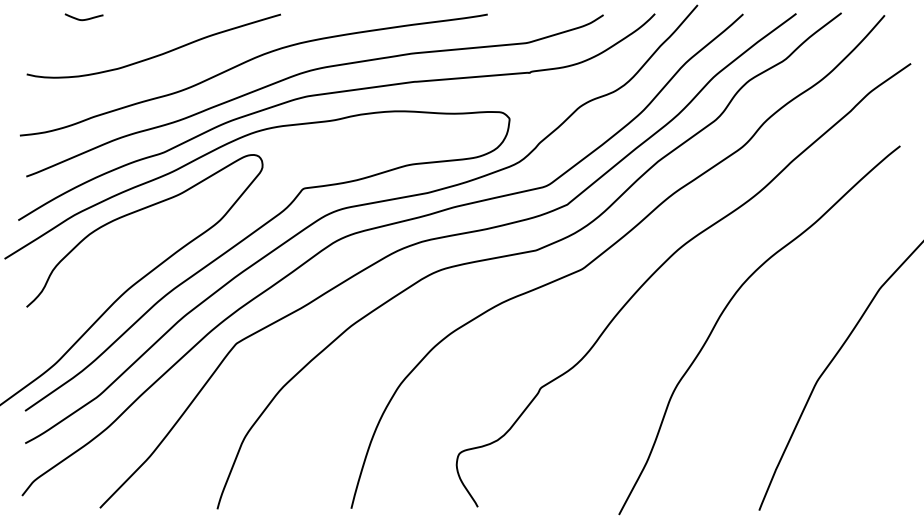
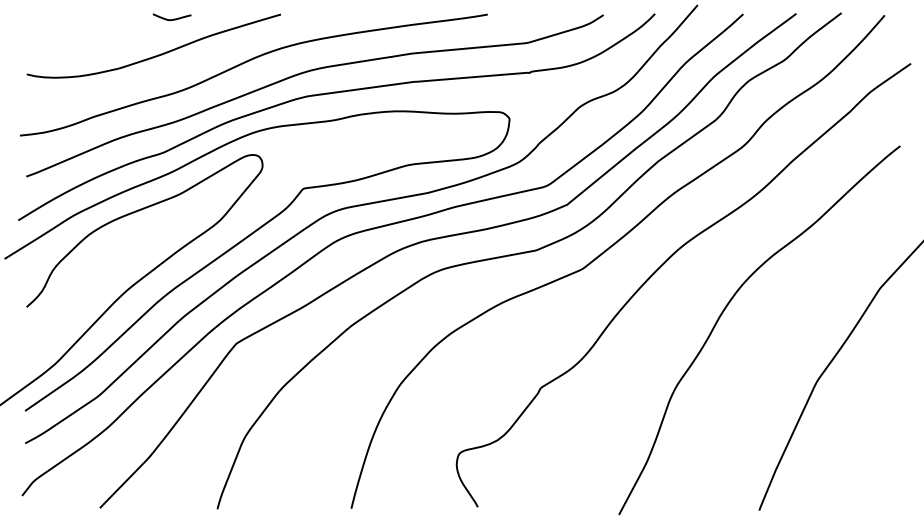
curve position: (83, 19) -> (171, 19) (171, 19)
